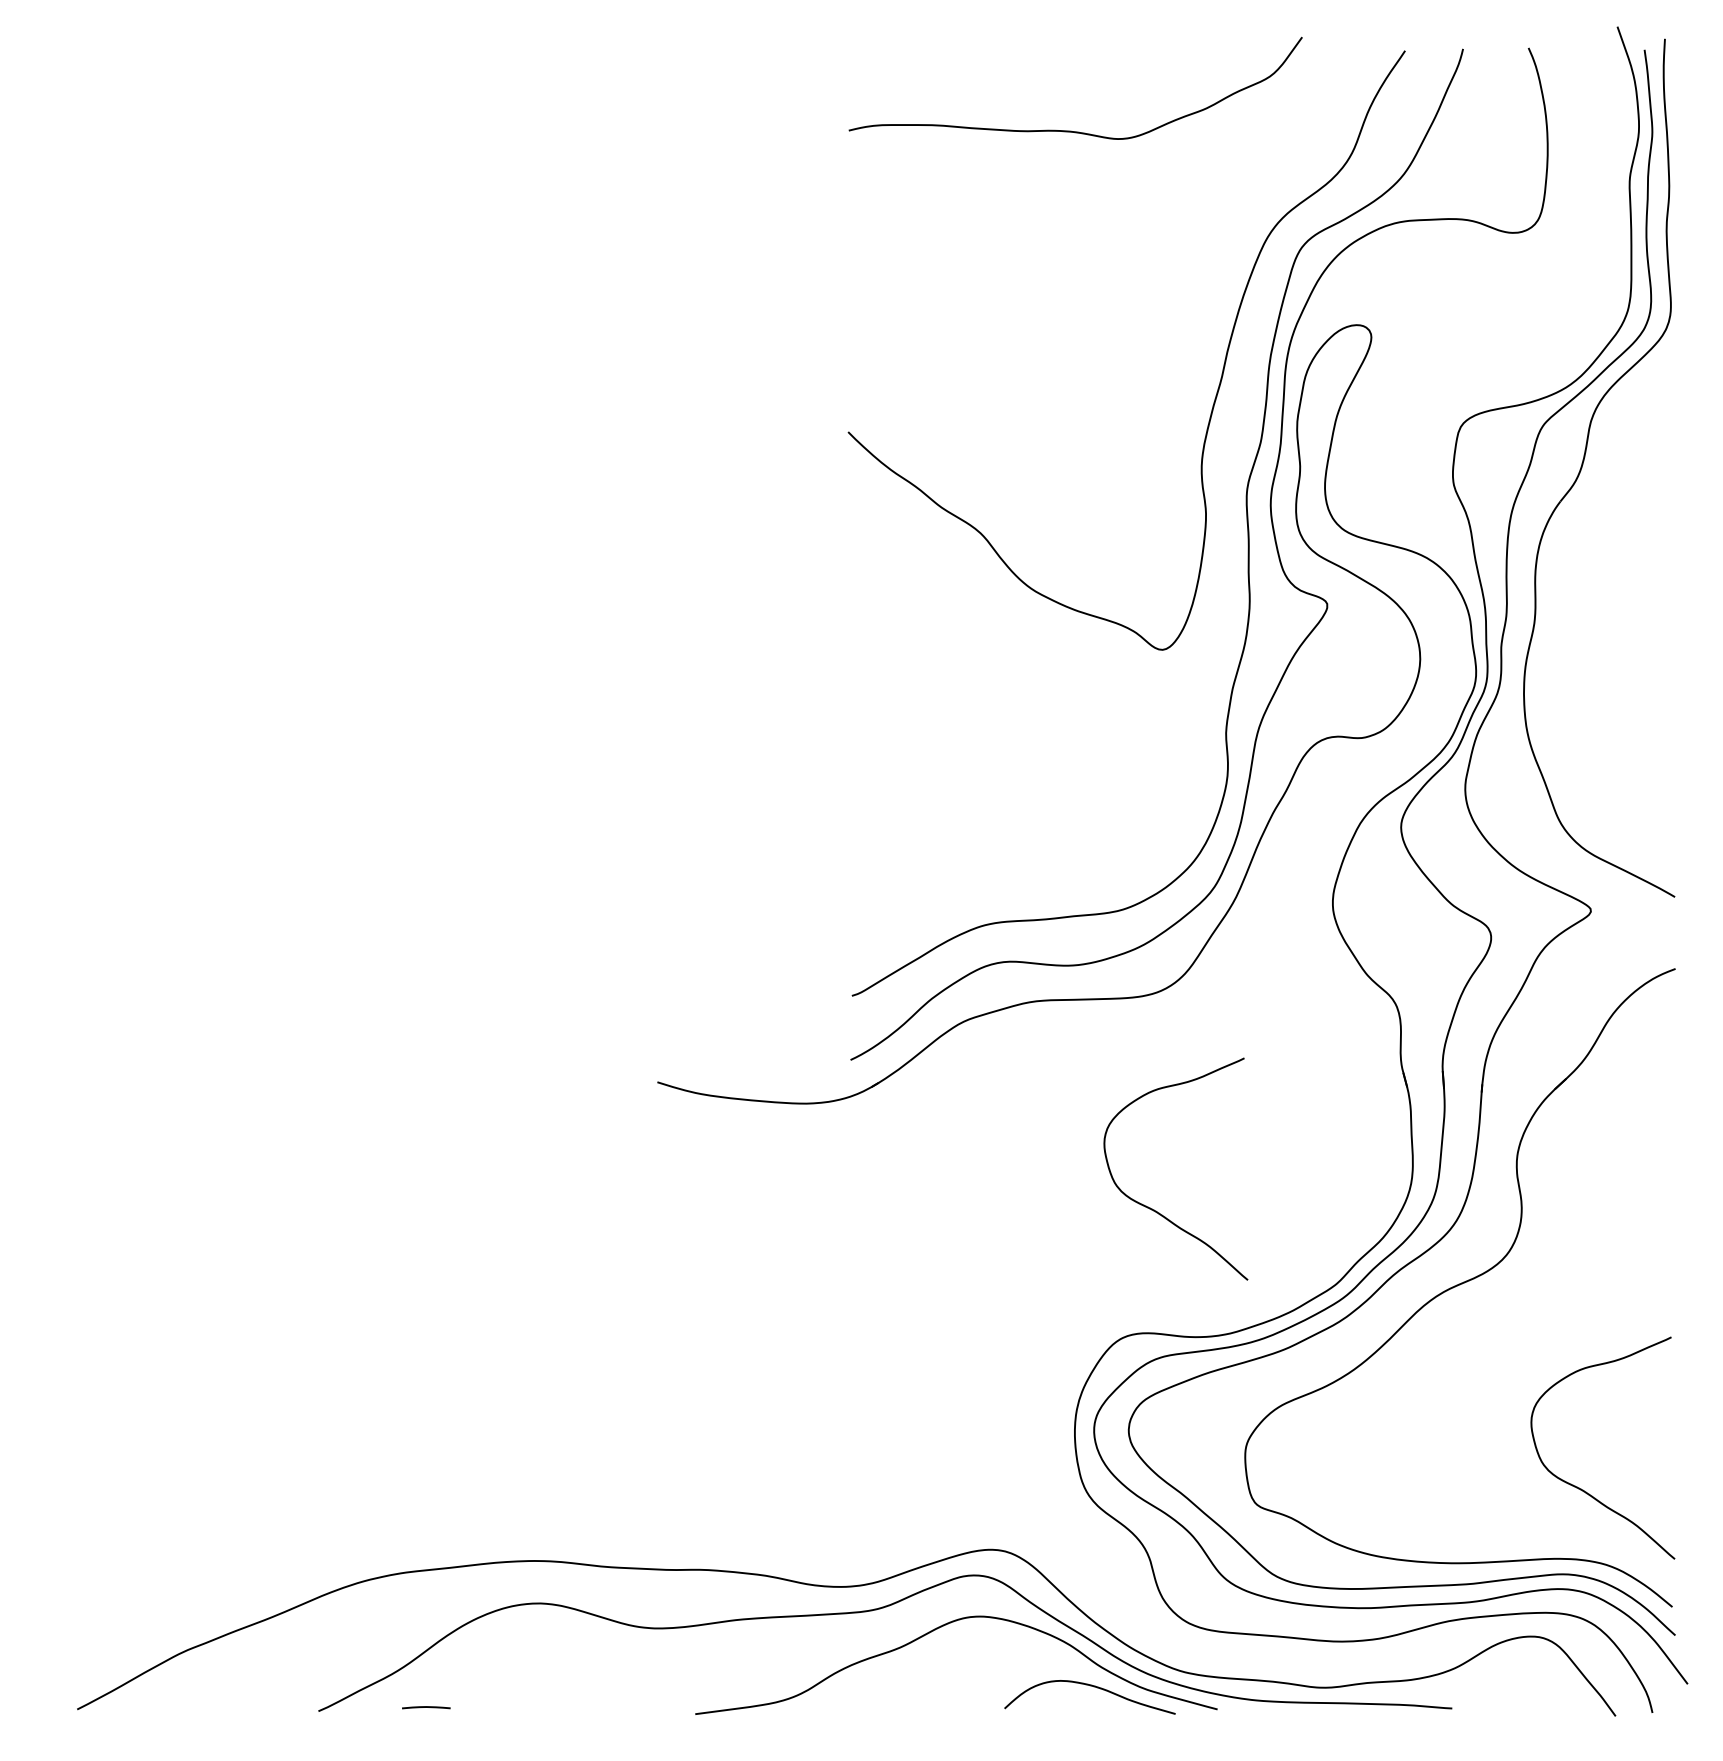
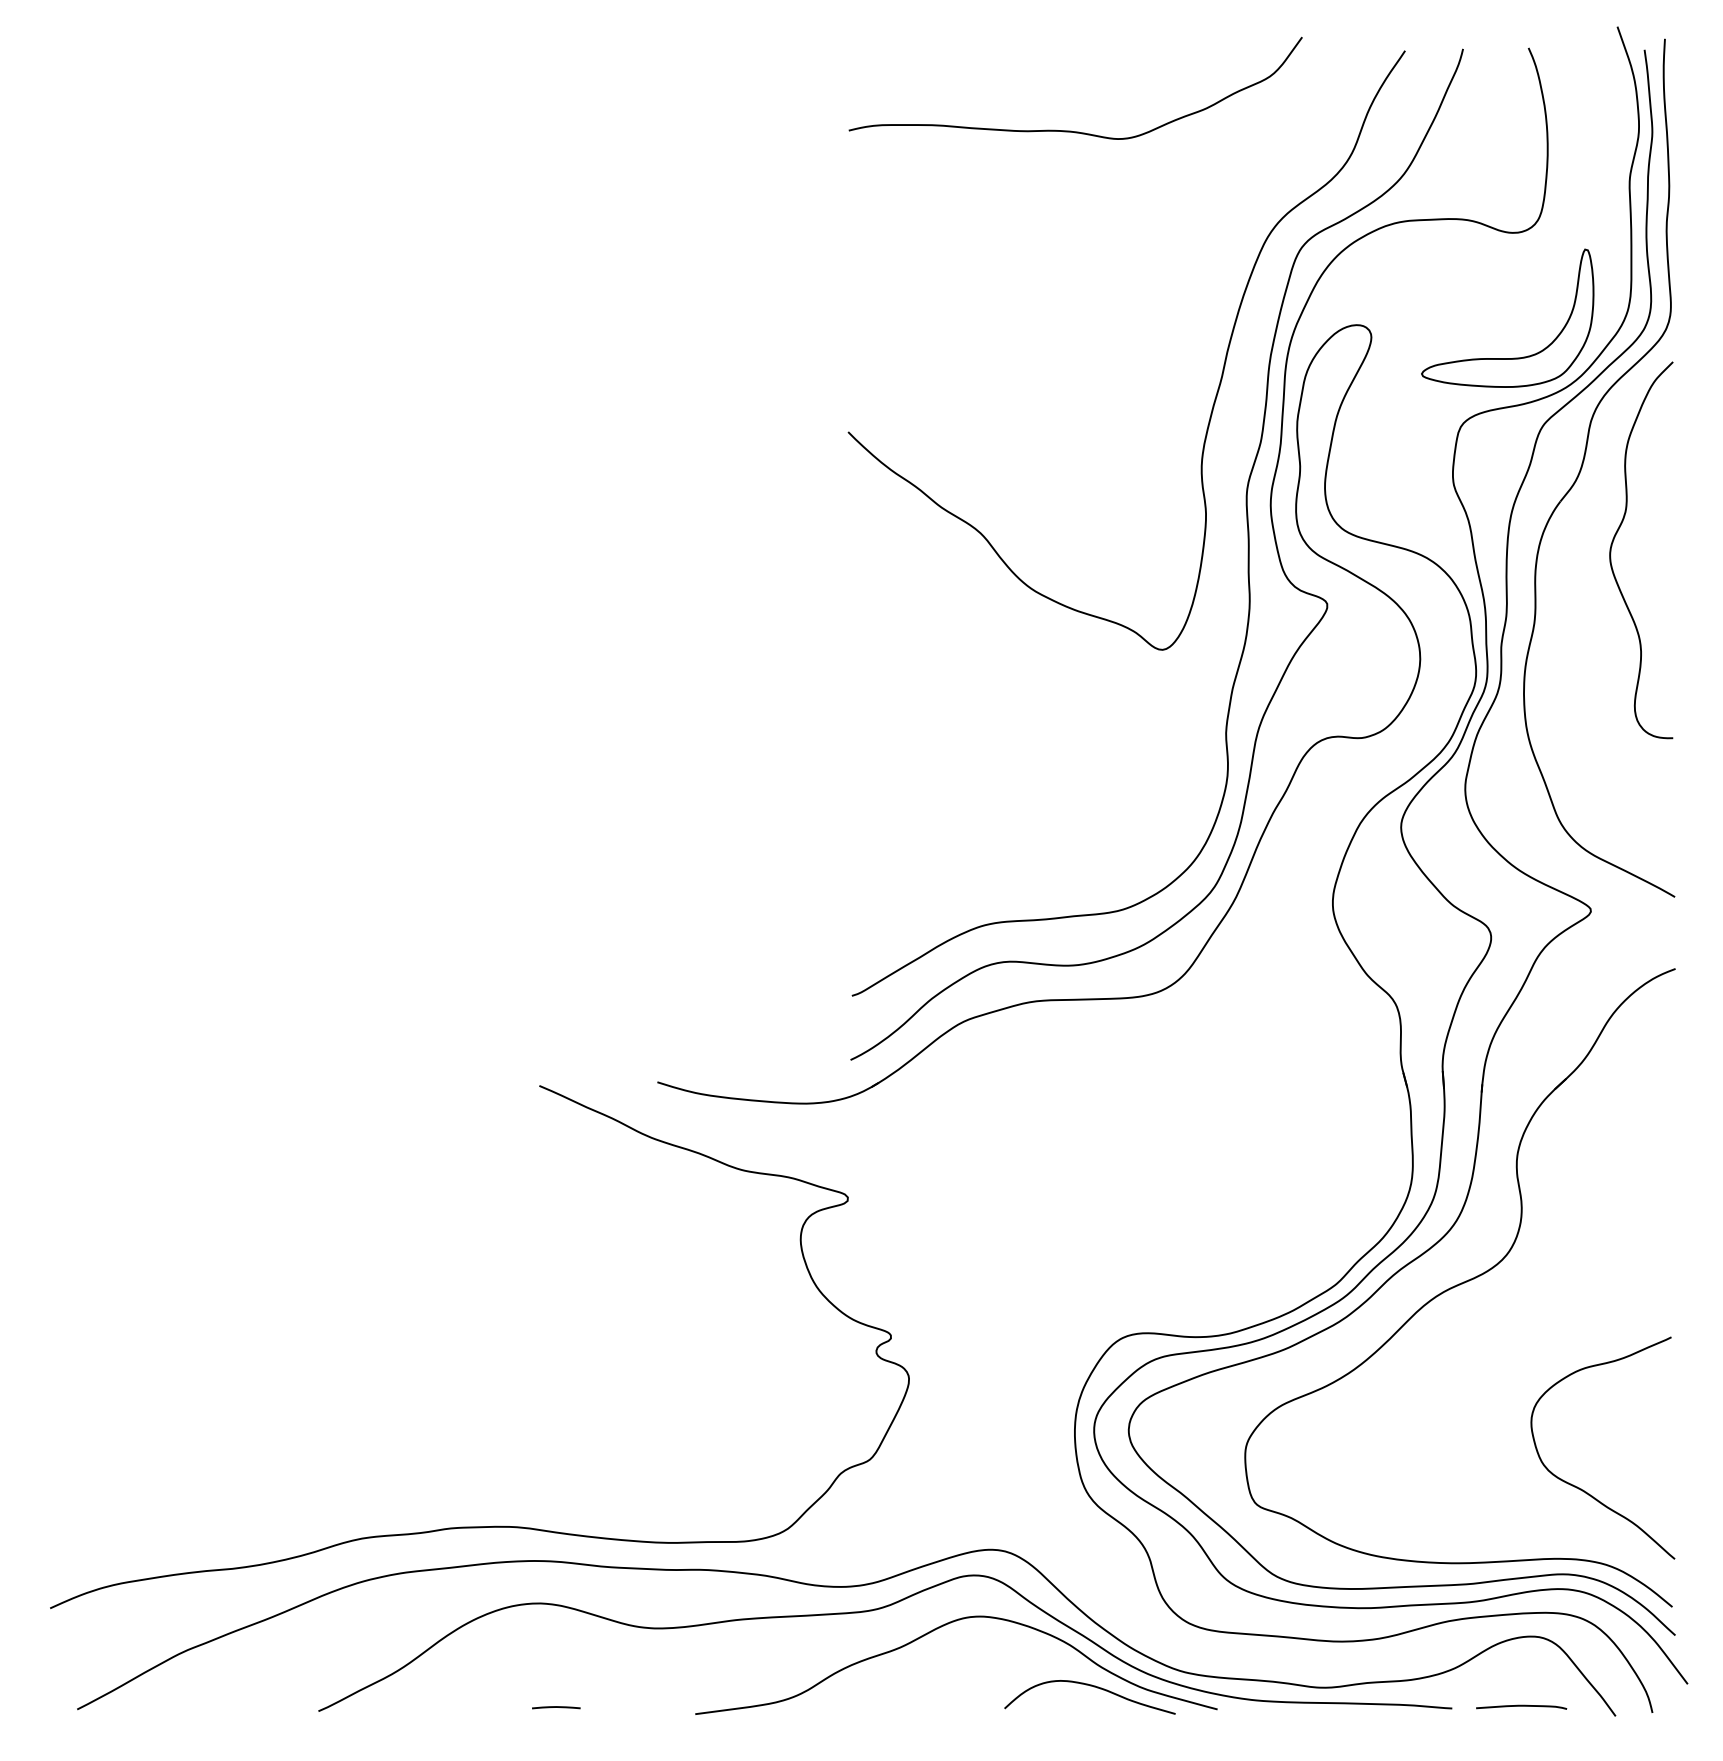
part: none -> present (1513, 357)
curve: none -> present (1614, 540)
curve: present -> none (1154, 1209)
curve: none -> present (494, 1525)
curve: none -> present (1521, 1706)
line position: (426, 1707) -> (556, 1707) (556, 1707)
